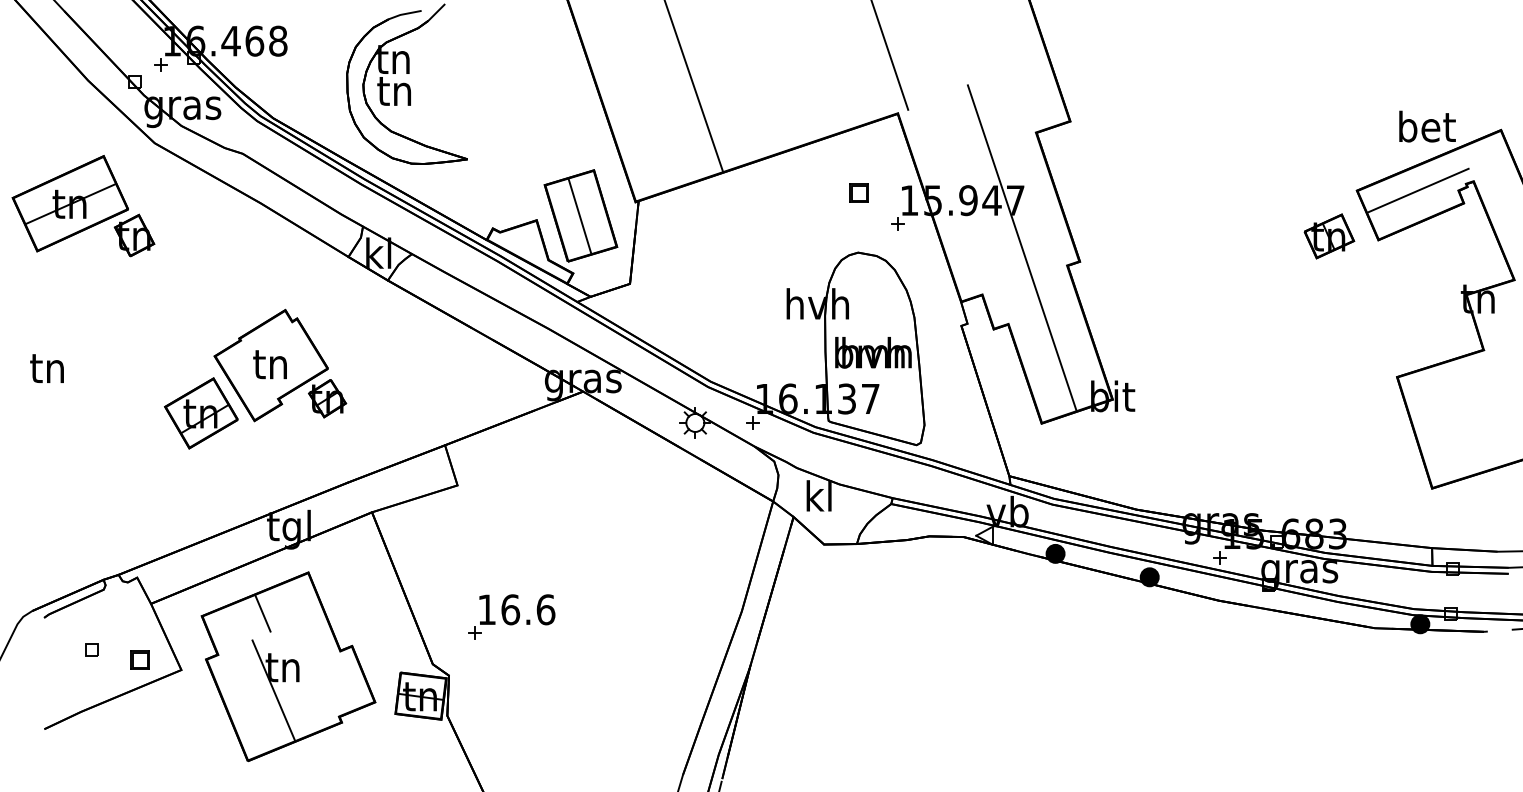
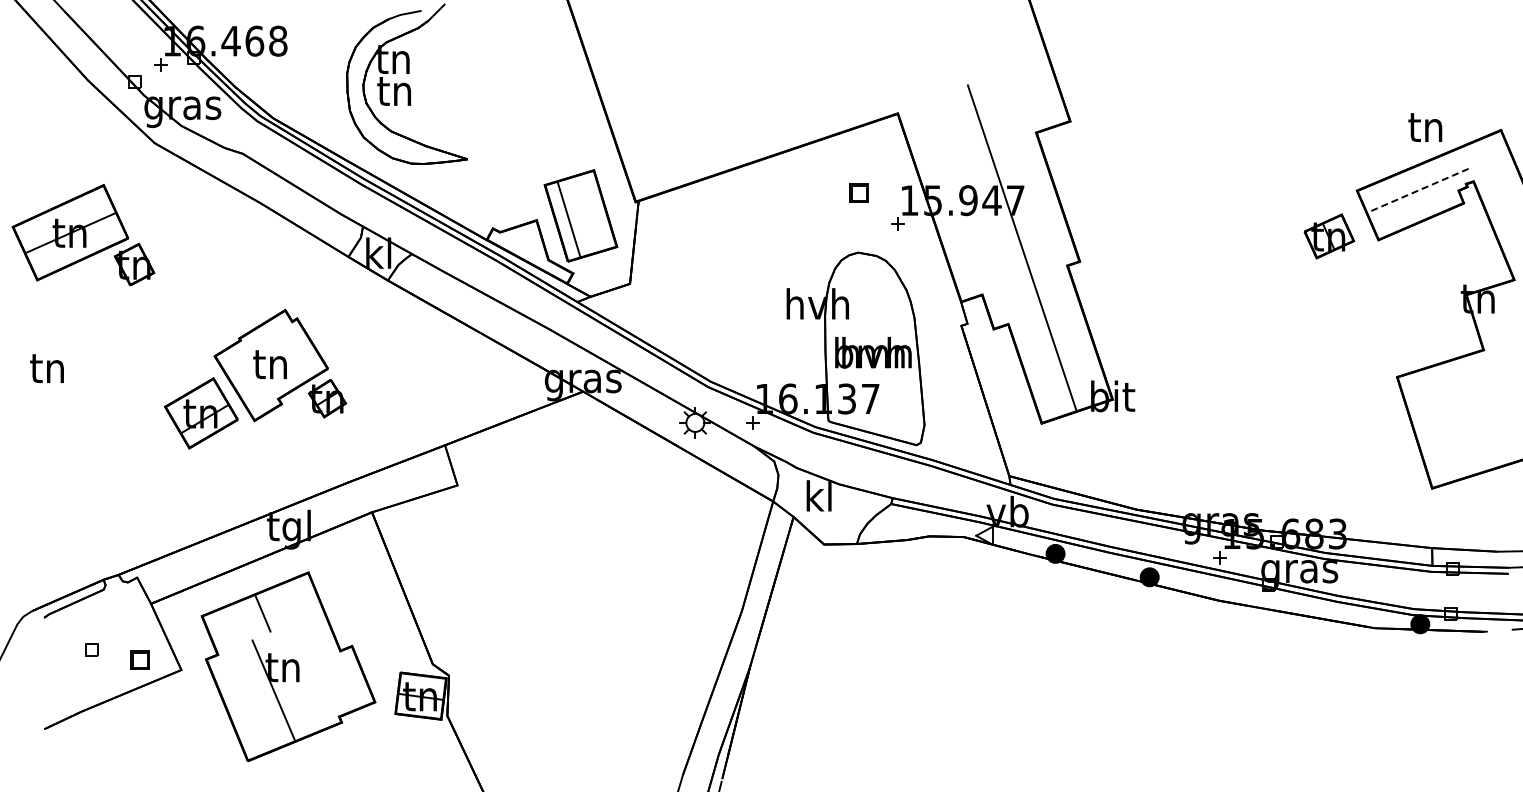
line: present -> none (890, 55)
line: present -> none (694, 86)
text: bet -> tn (1427, 126)
line: solid -> dashed (1418, 190)
part position: (83, 206) -> (83, 235) (83, 235)
line position: (579, 216) -> (568, 219) (568, 219)
part: present -> none (511, 616)
